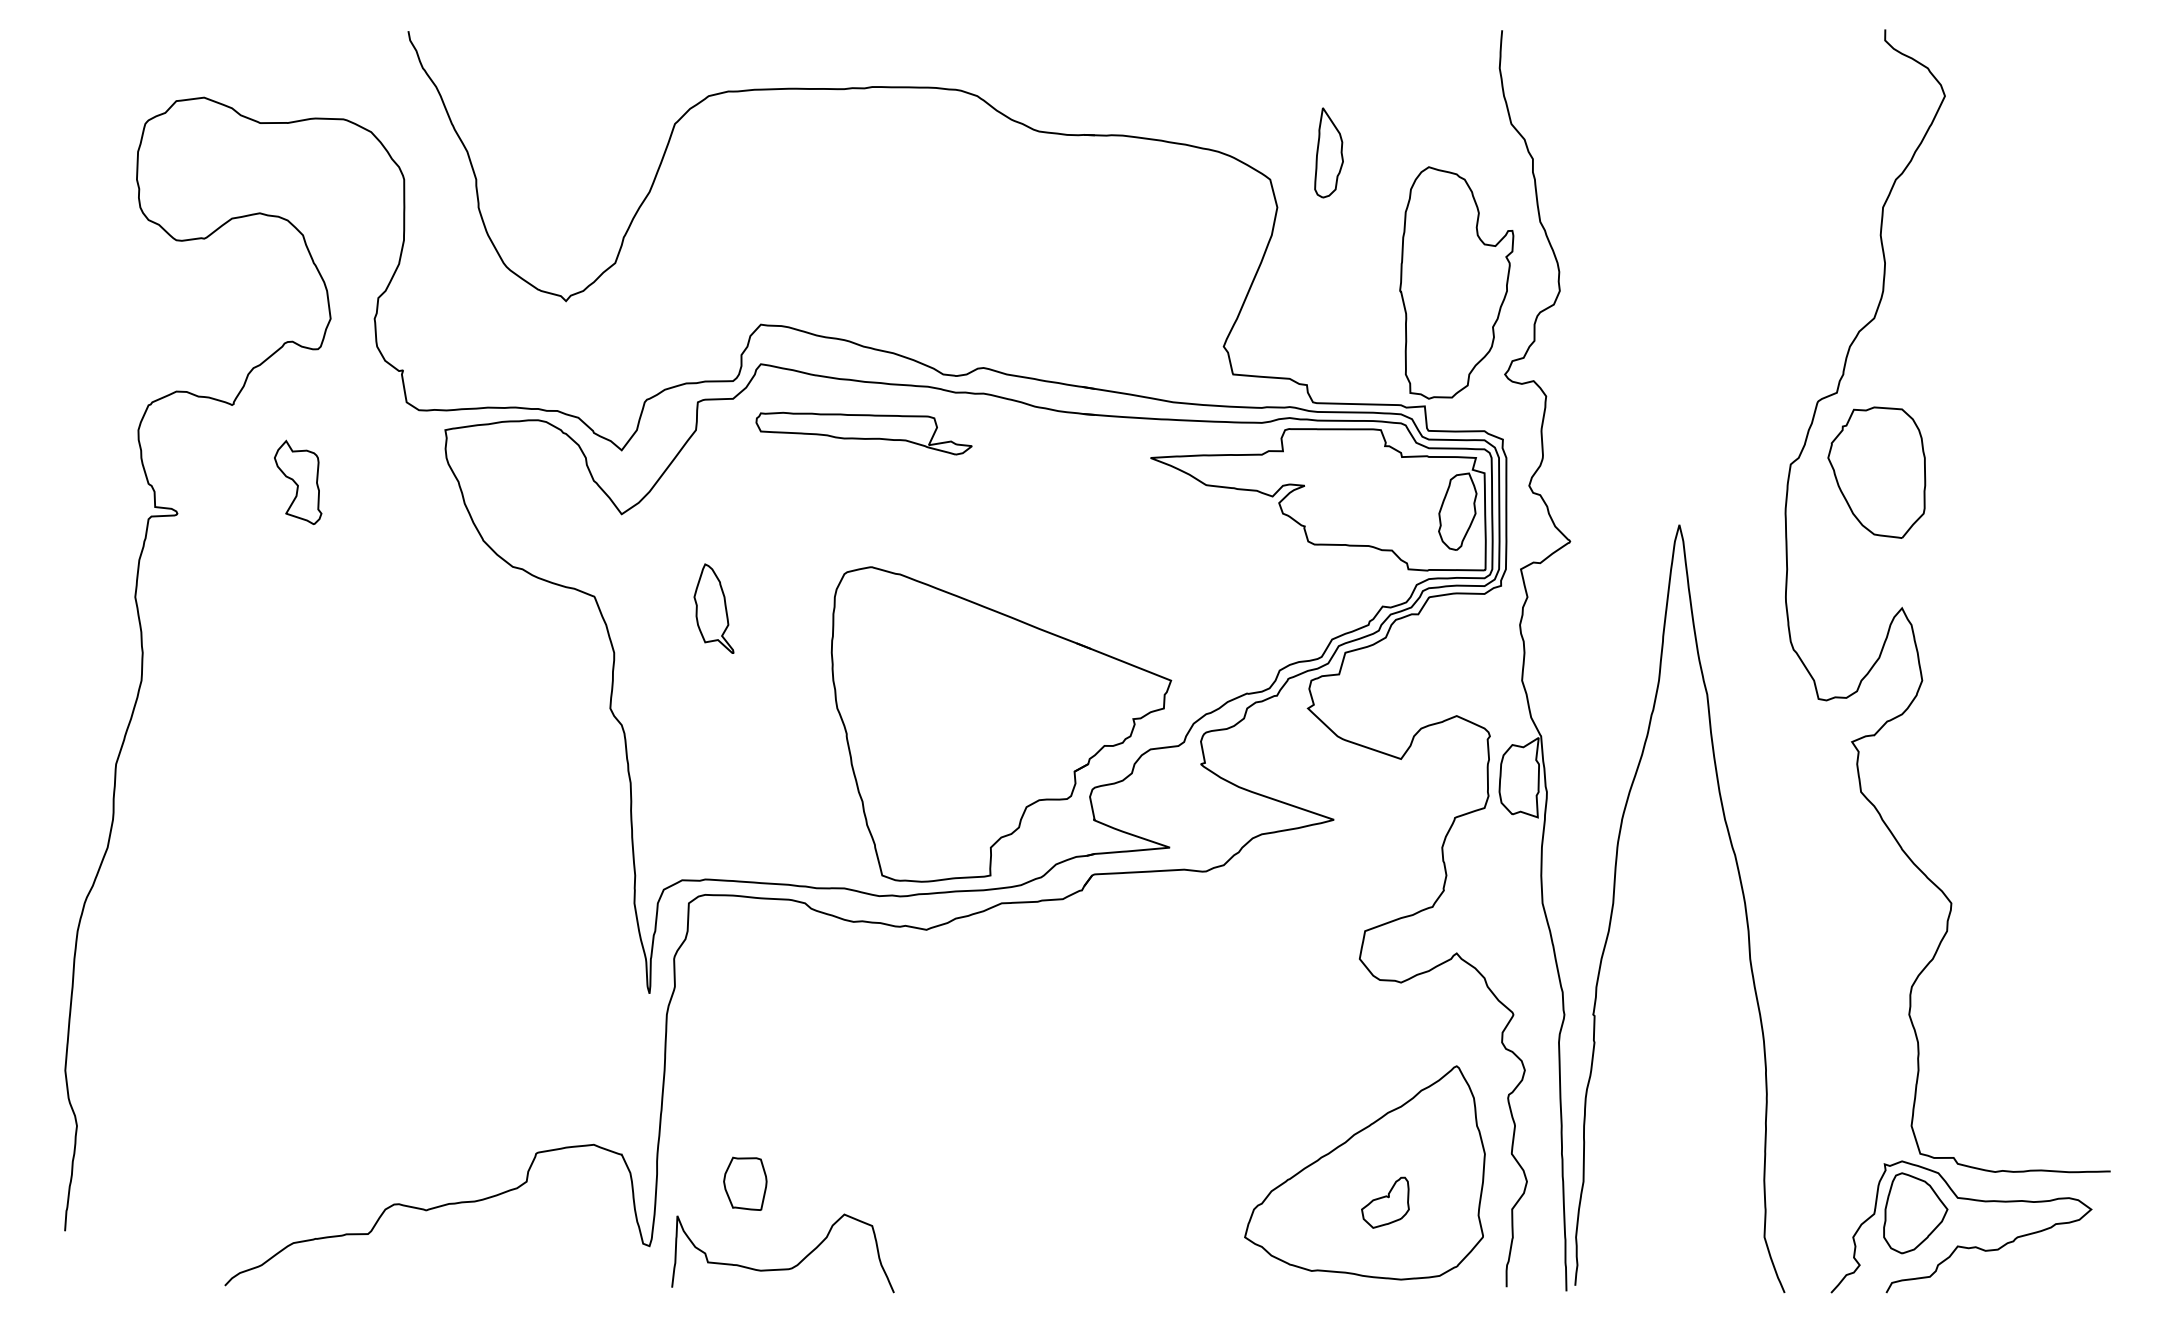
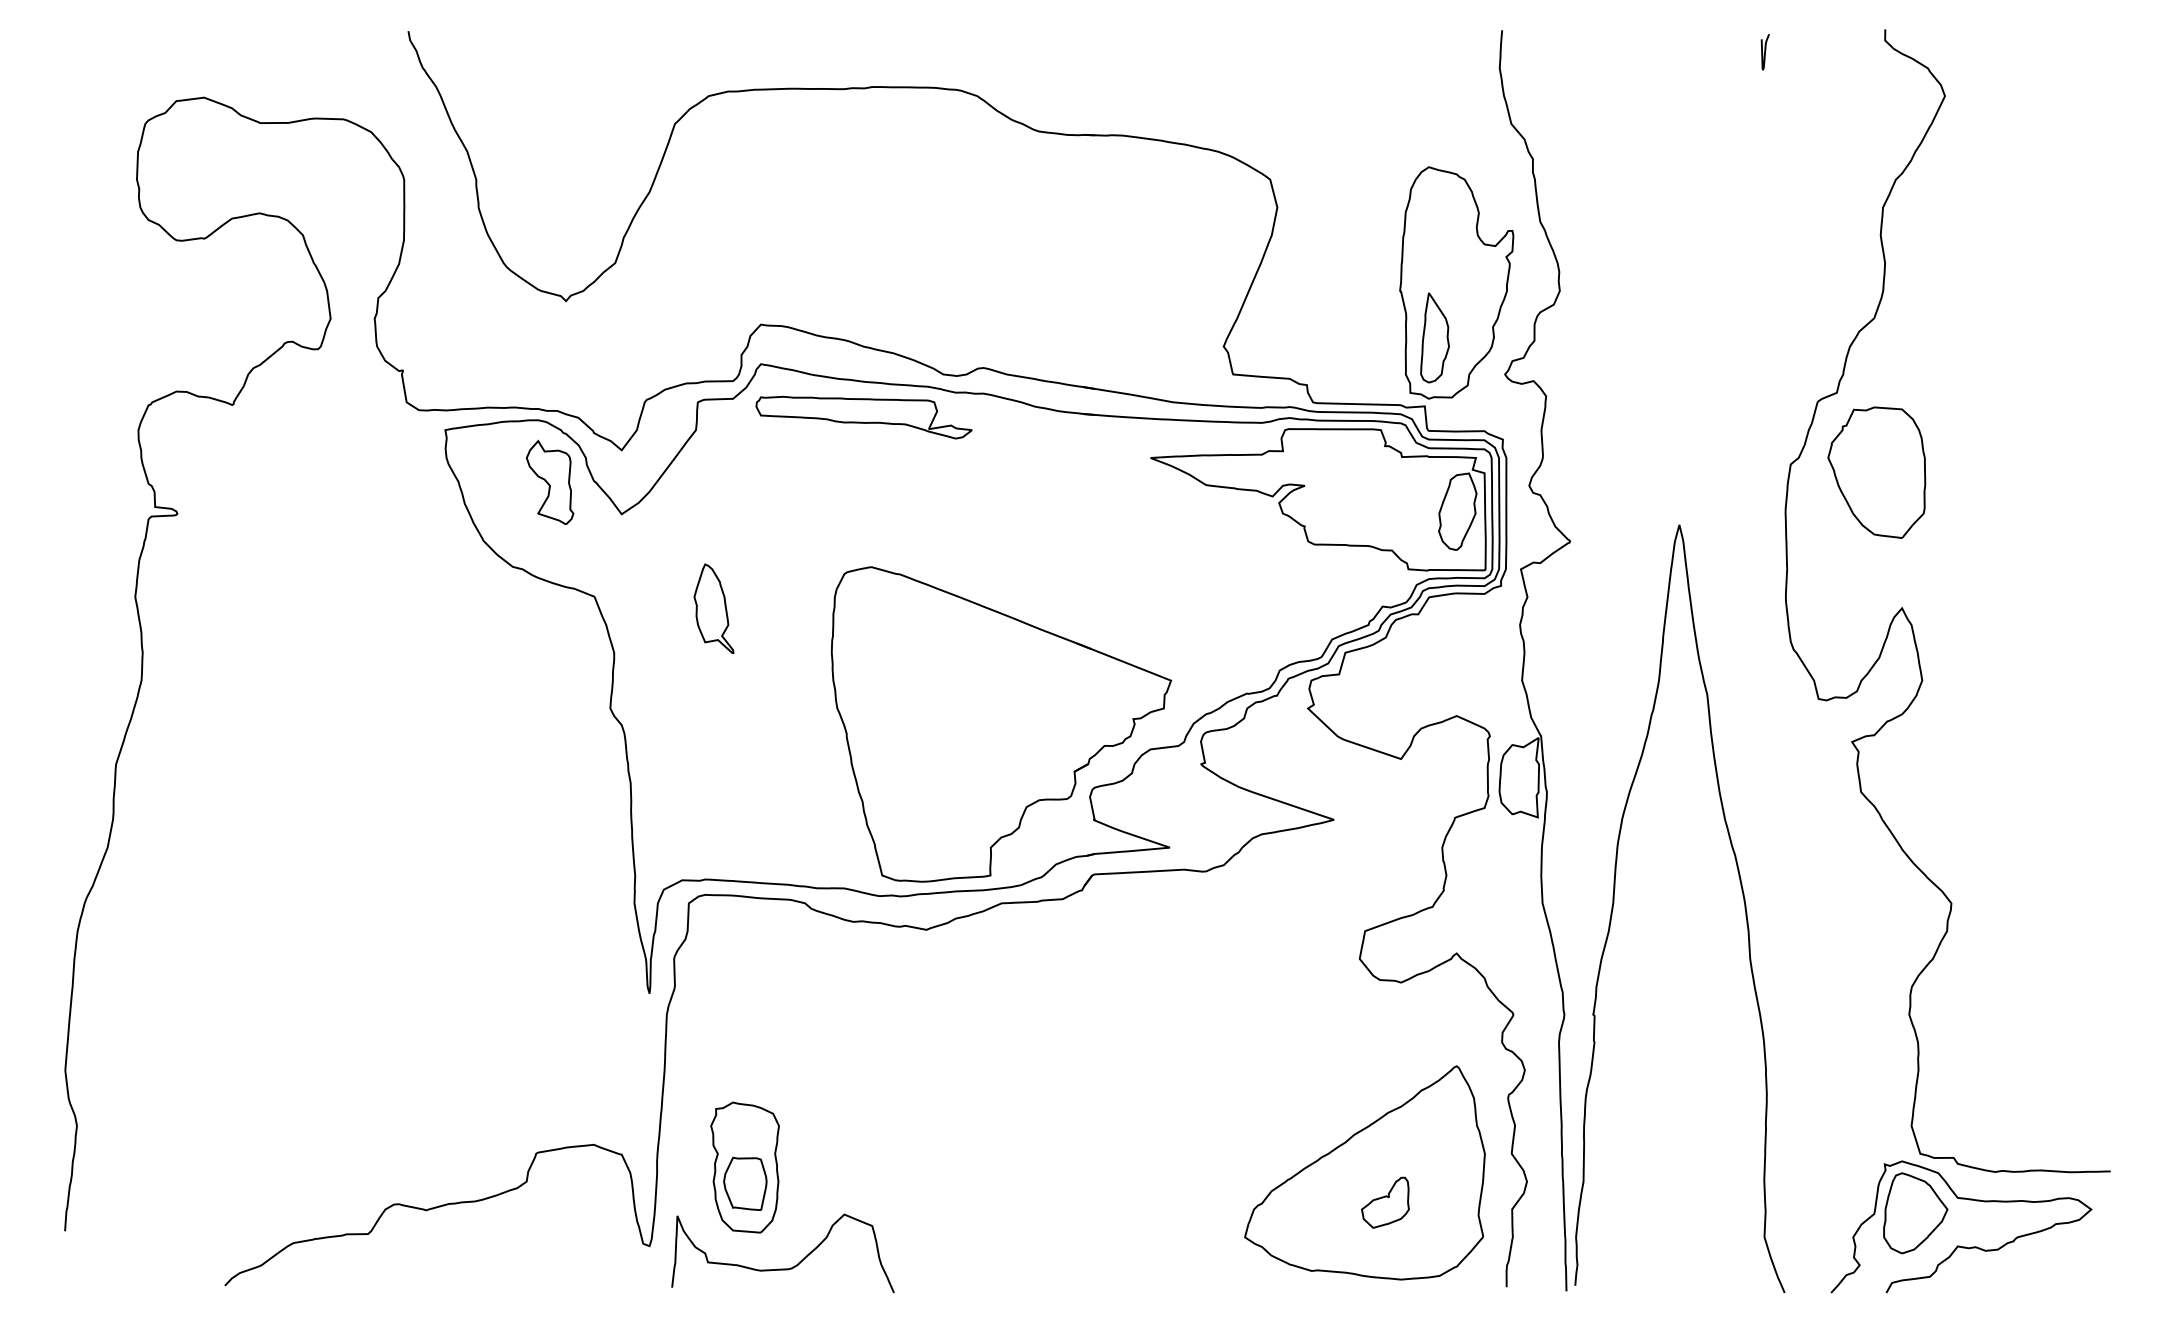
curve: none -> present (1764, 52)
part position: (1328, 152) -> (1434, 337) (1434, 337)
part position: (863, 433) -> (863, 417) (863, 417)
part position: (298, 481) -> (550, 481) (550, 481)
part: none -> present (744, 1167)
